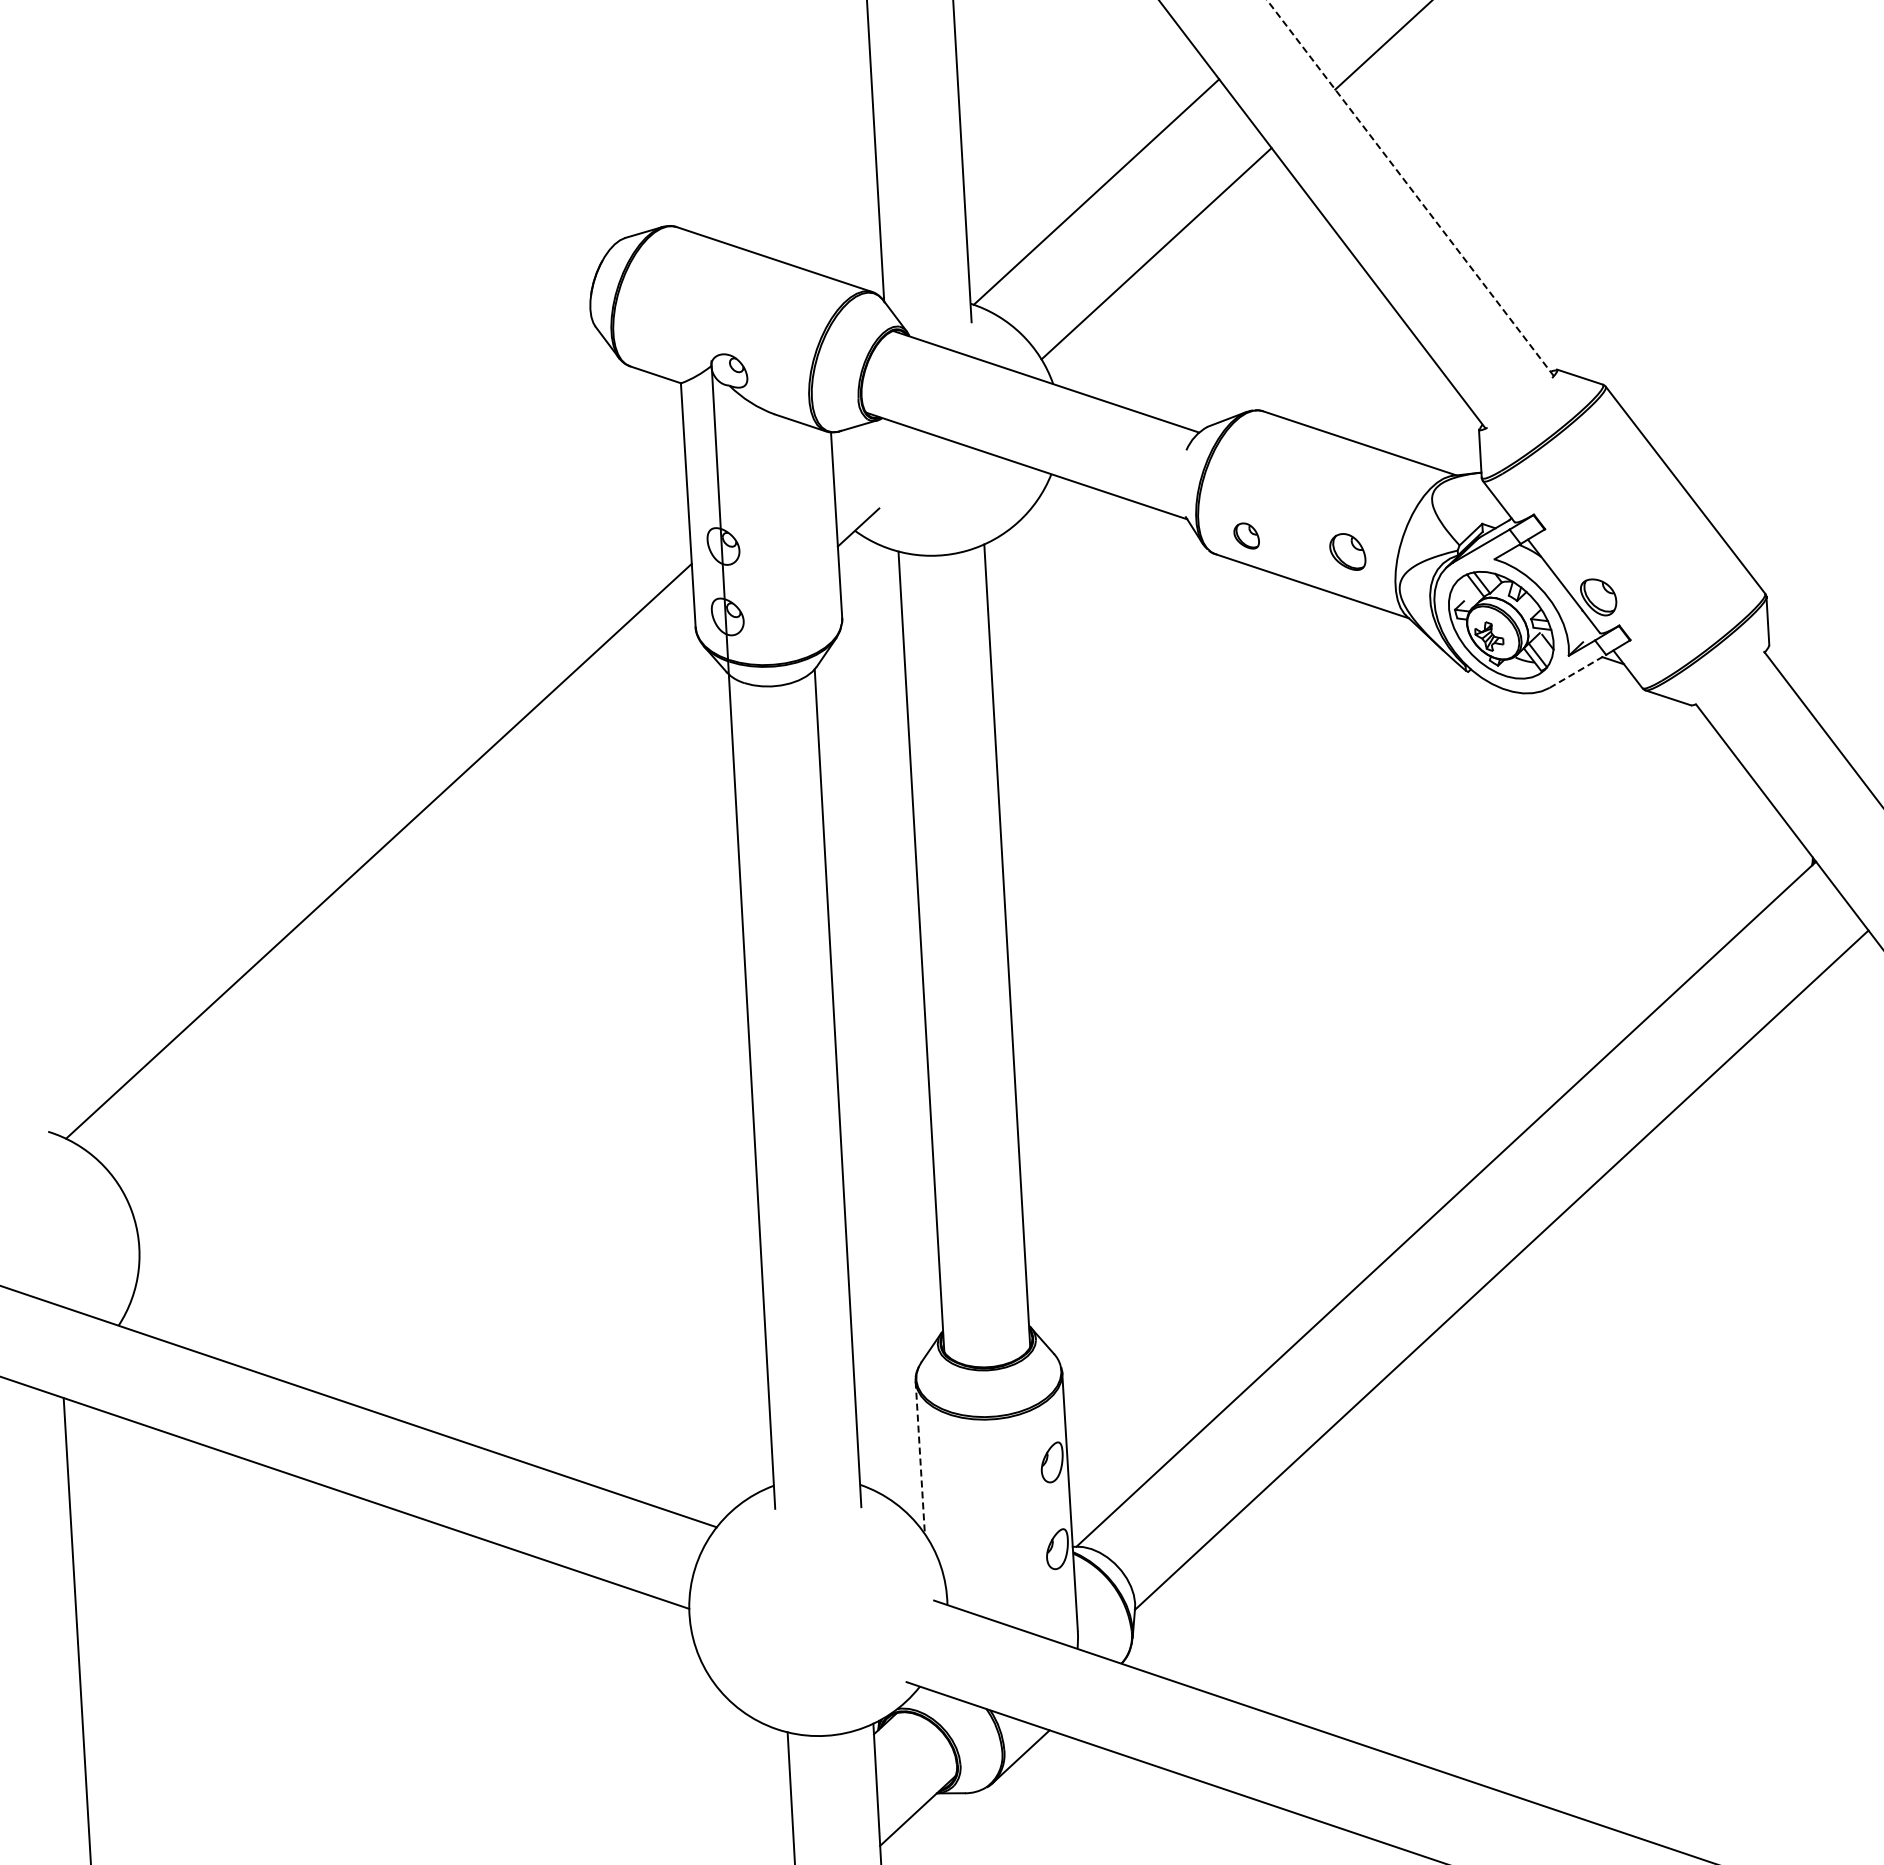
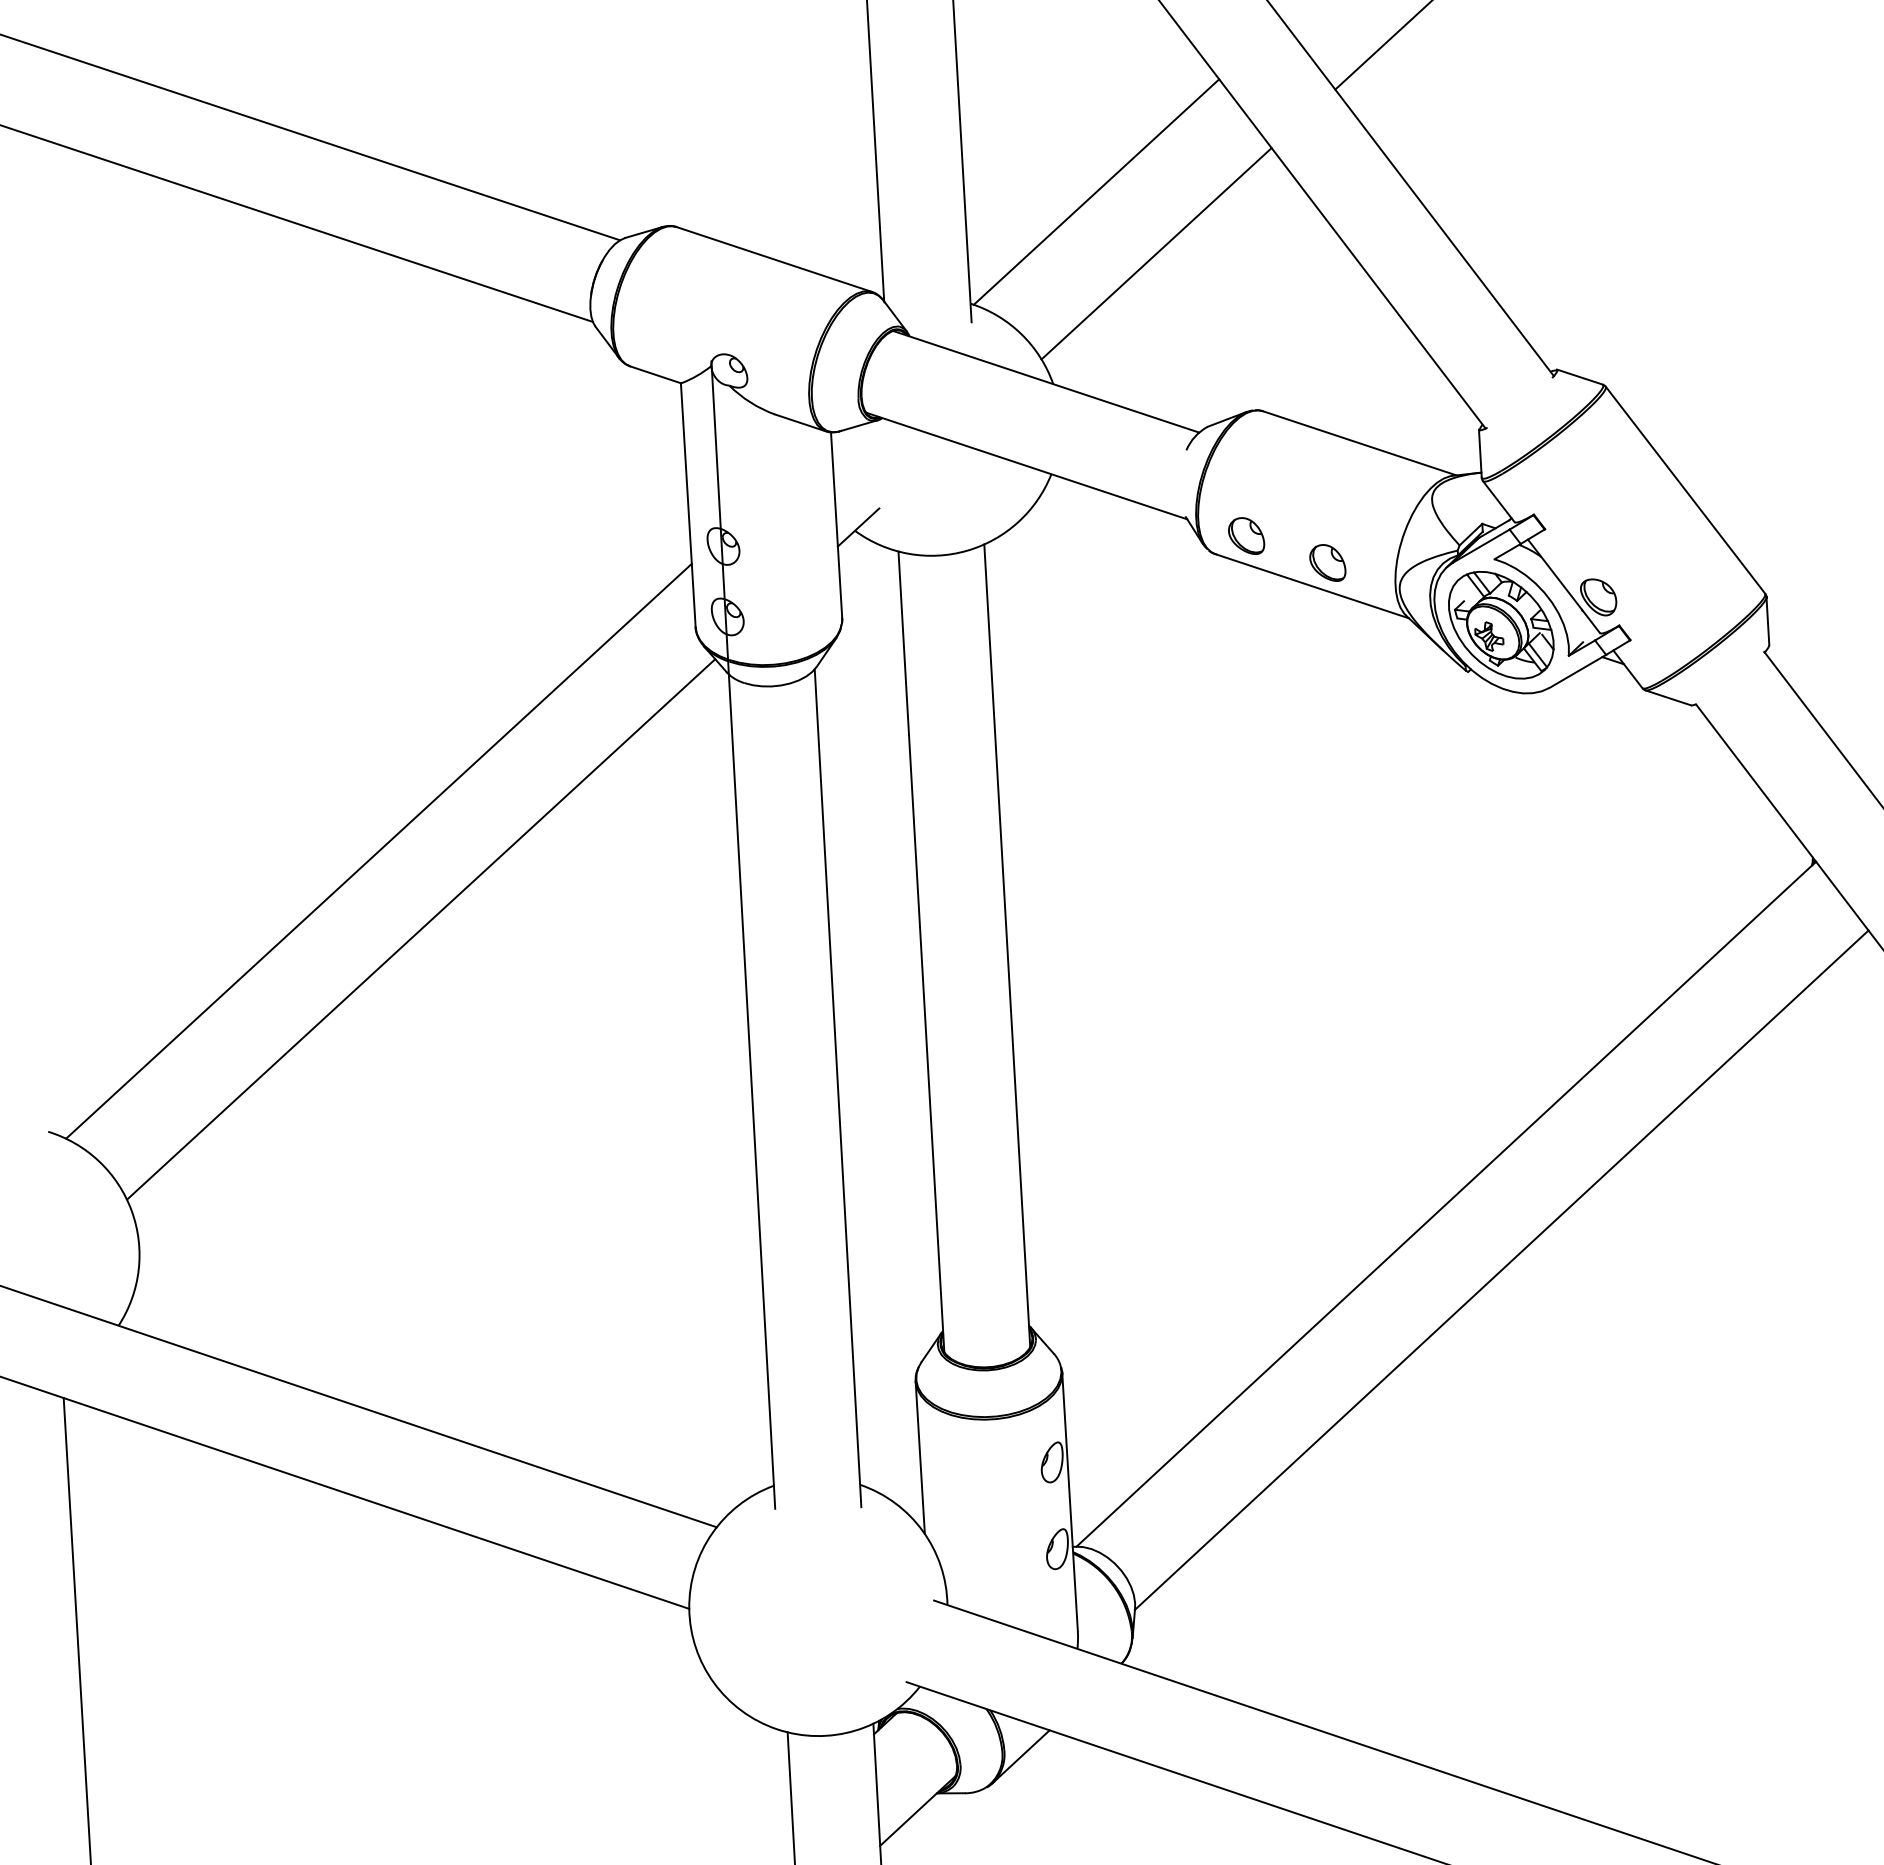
line: none -> present (311, 137)
line: dashed -> solid (1410, 187)
line: none -> present (297, 223)
part size: 27x28 px -> 38x38 px (1246, 535)
part position: (1347, 551) -> (1327, 562) (1327, 562)
line: dashed -> solid (1577, 671)
line: none -> present (421, 929)
line: dashed -> solid (920, 1458)
